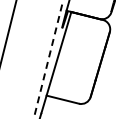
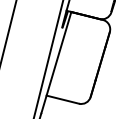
line: dashed -> solid (48, 59)
